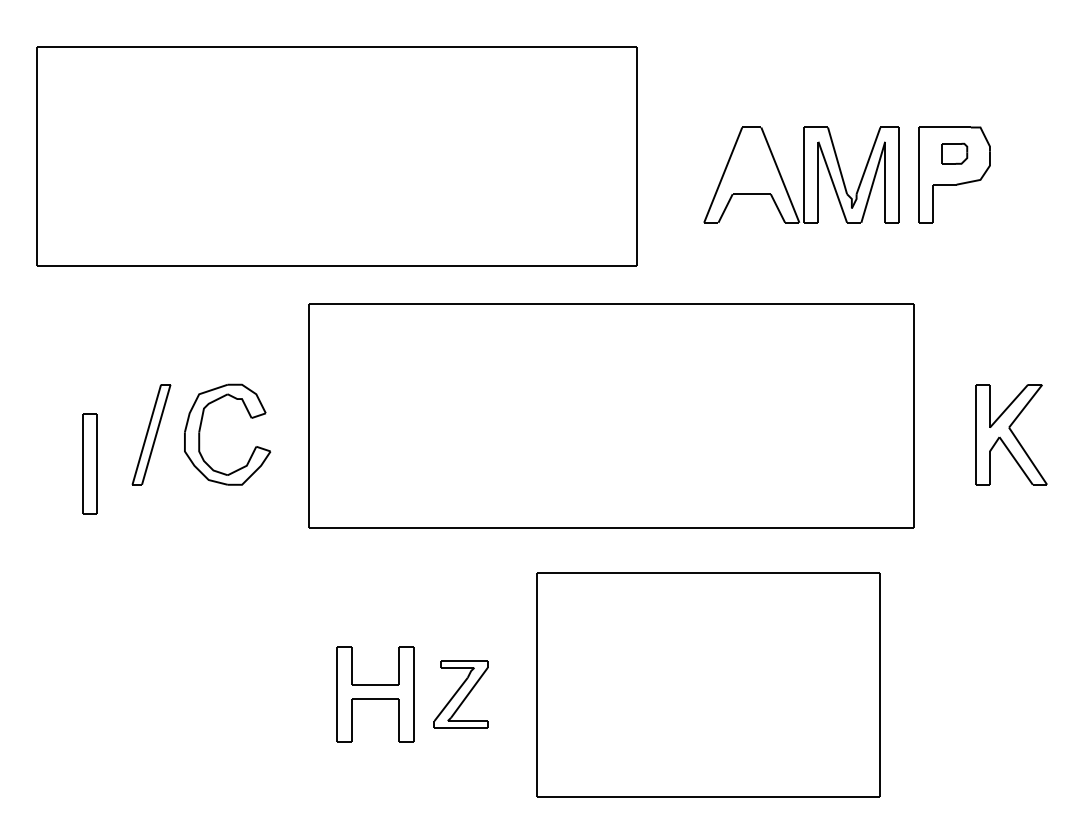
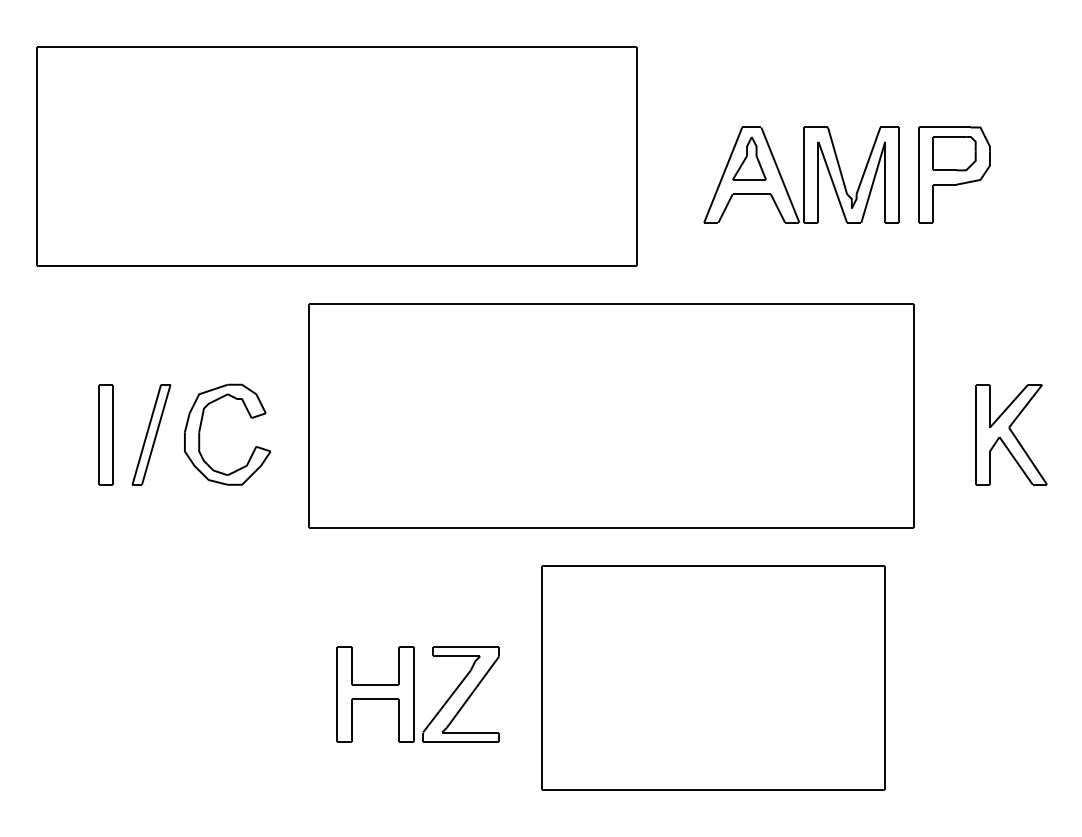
part size: 28x23 px -> 45x36 px (954, 153)
part: none -> present (749, 158)
part position: (89, 463) -> (105, 434) (105, 434)
part position: (708, 684) -> (713, 677) (713, 677)
part size: 56x69 px -> 78x97 px (460, 694)
